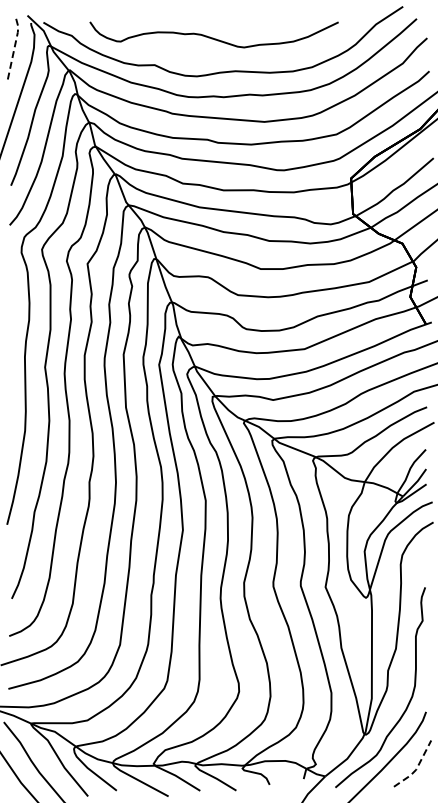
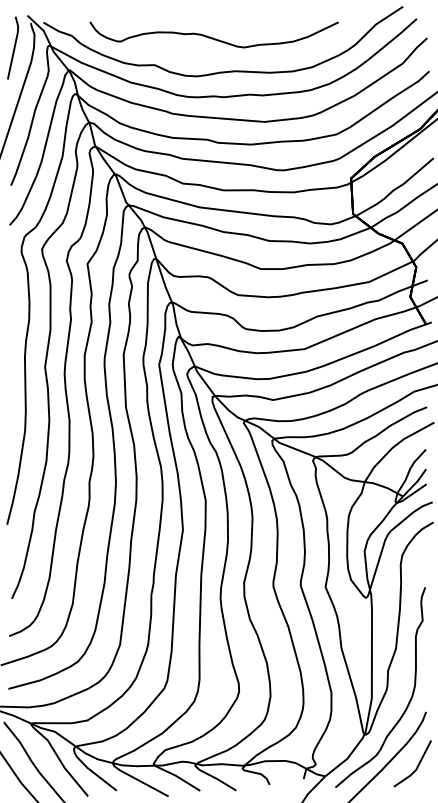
line: dashed -> solid (14, 46)
line: dashed -> solid (416, 768)
